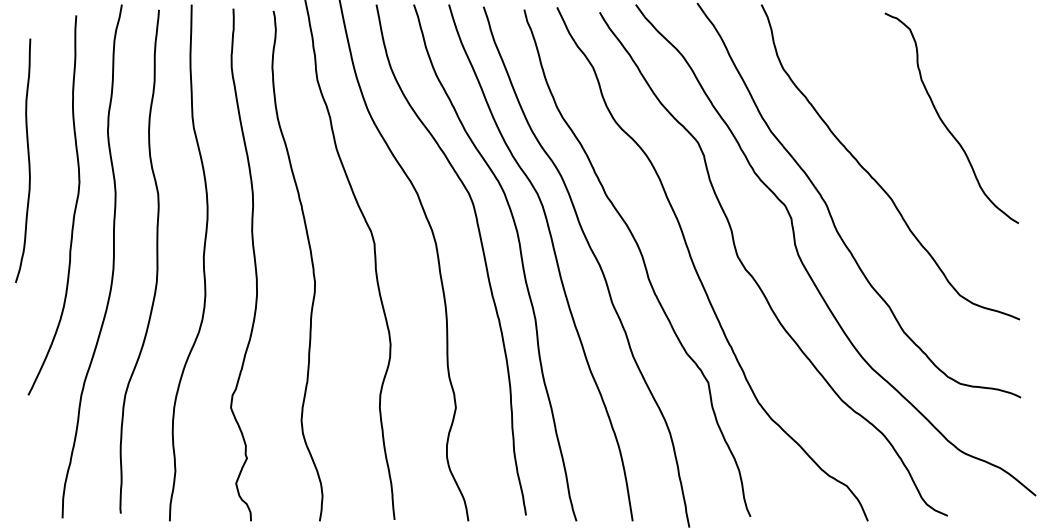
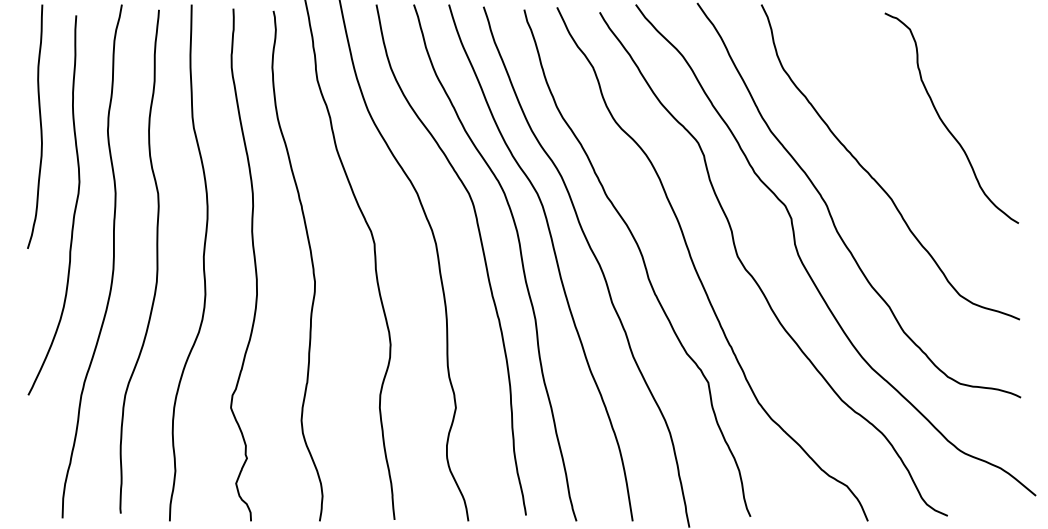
curve position: (28, 160) -> (40, 126) (40, 126)
